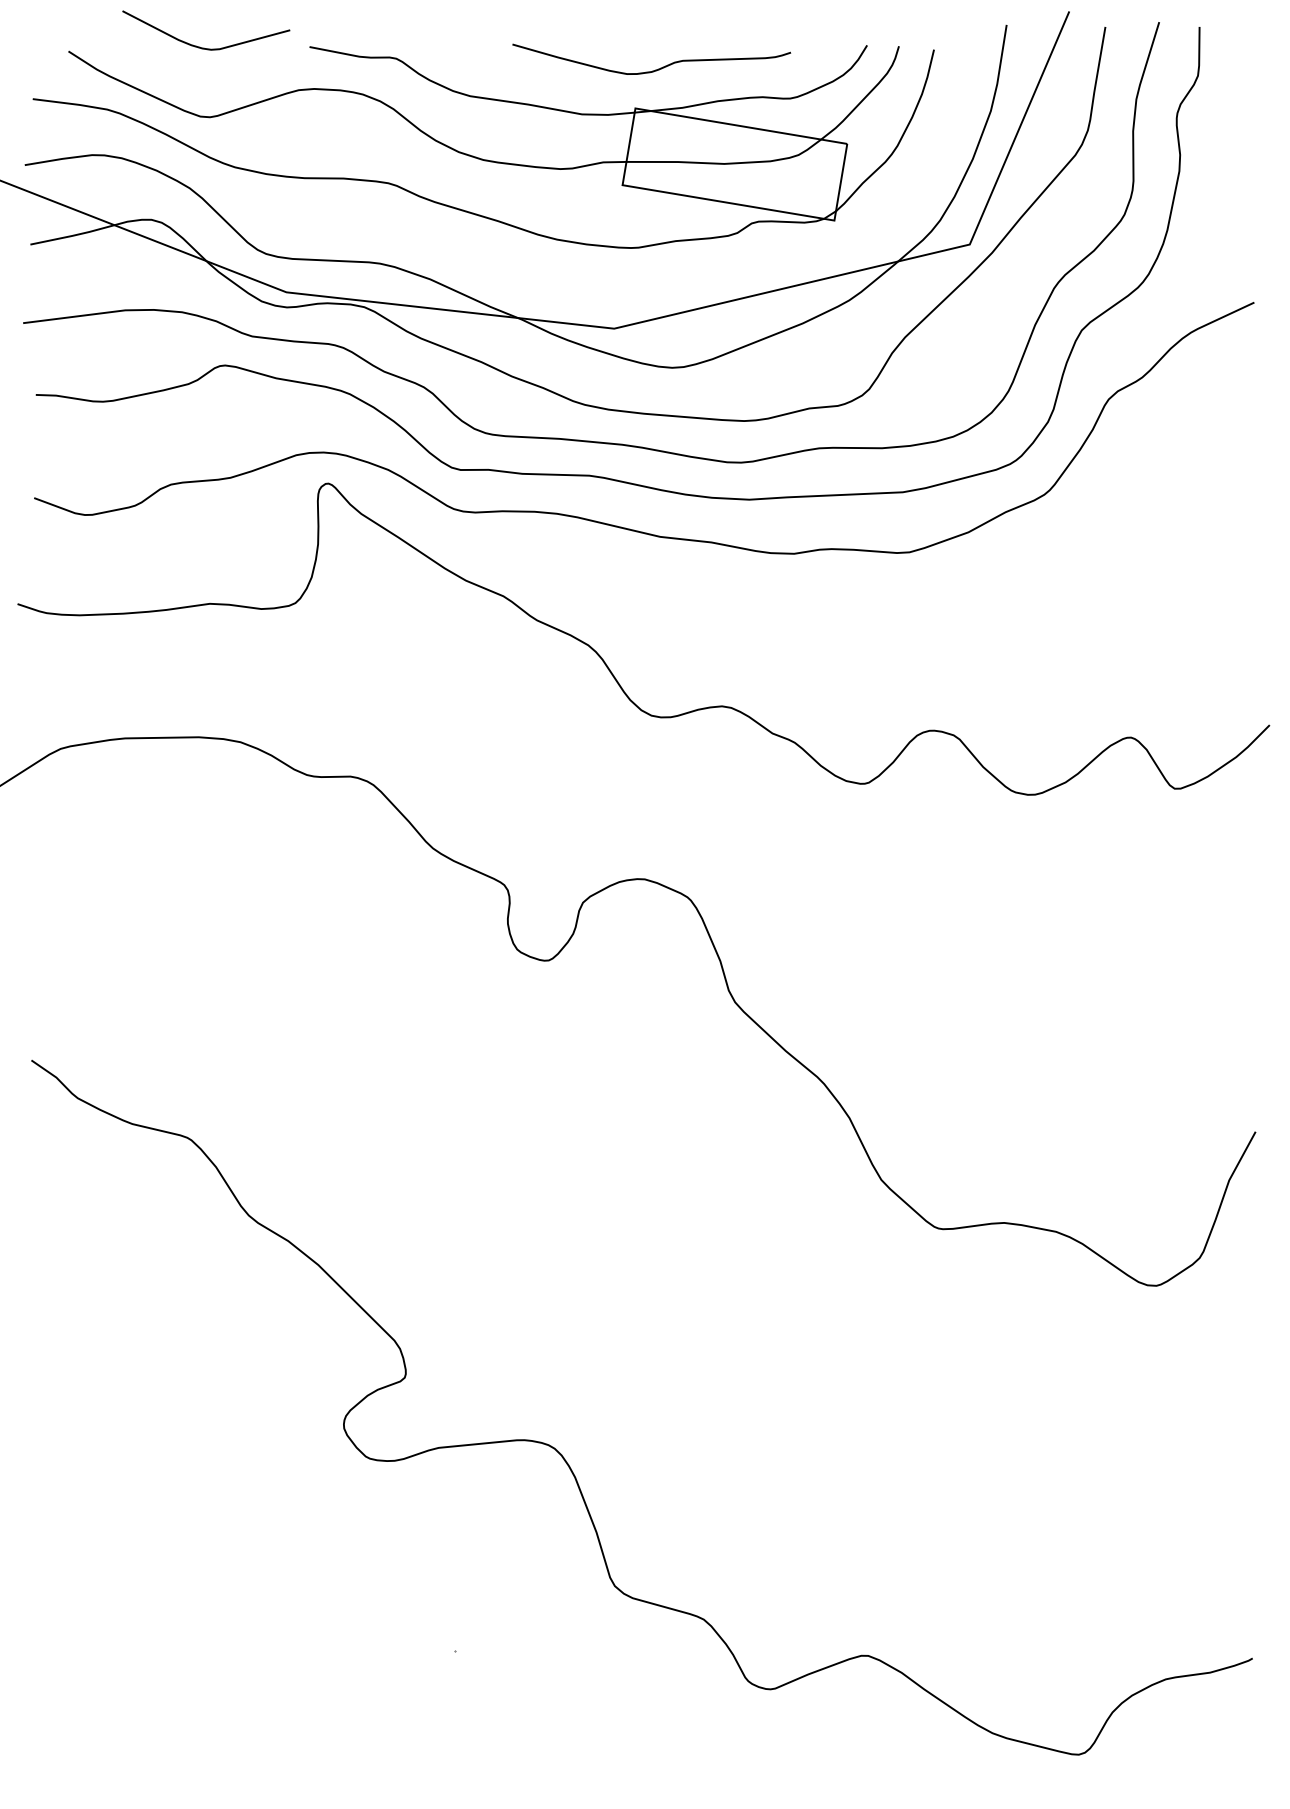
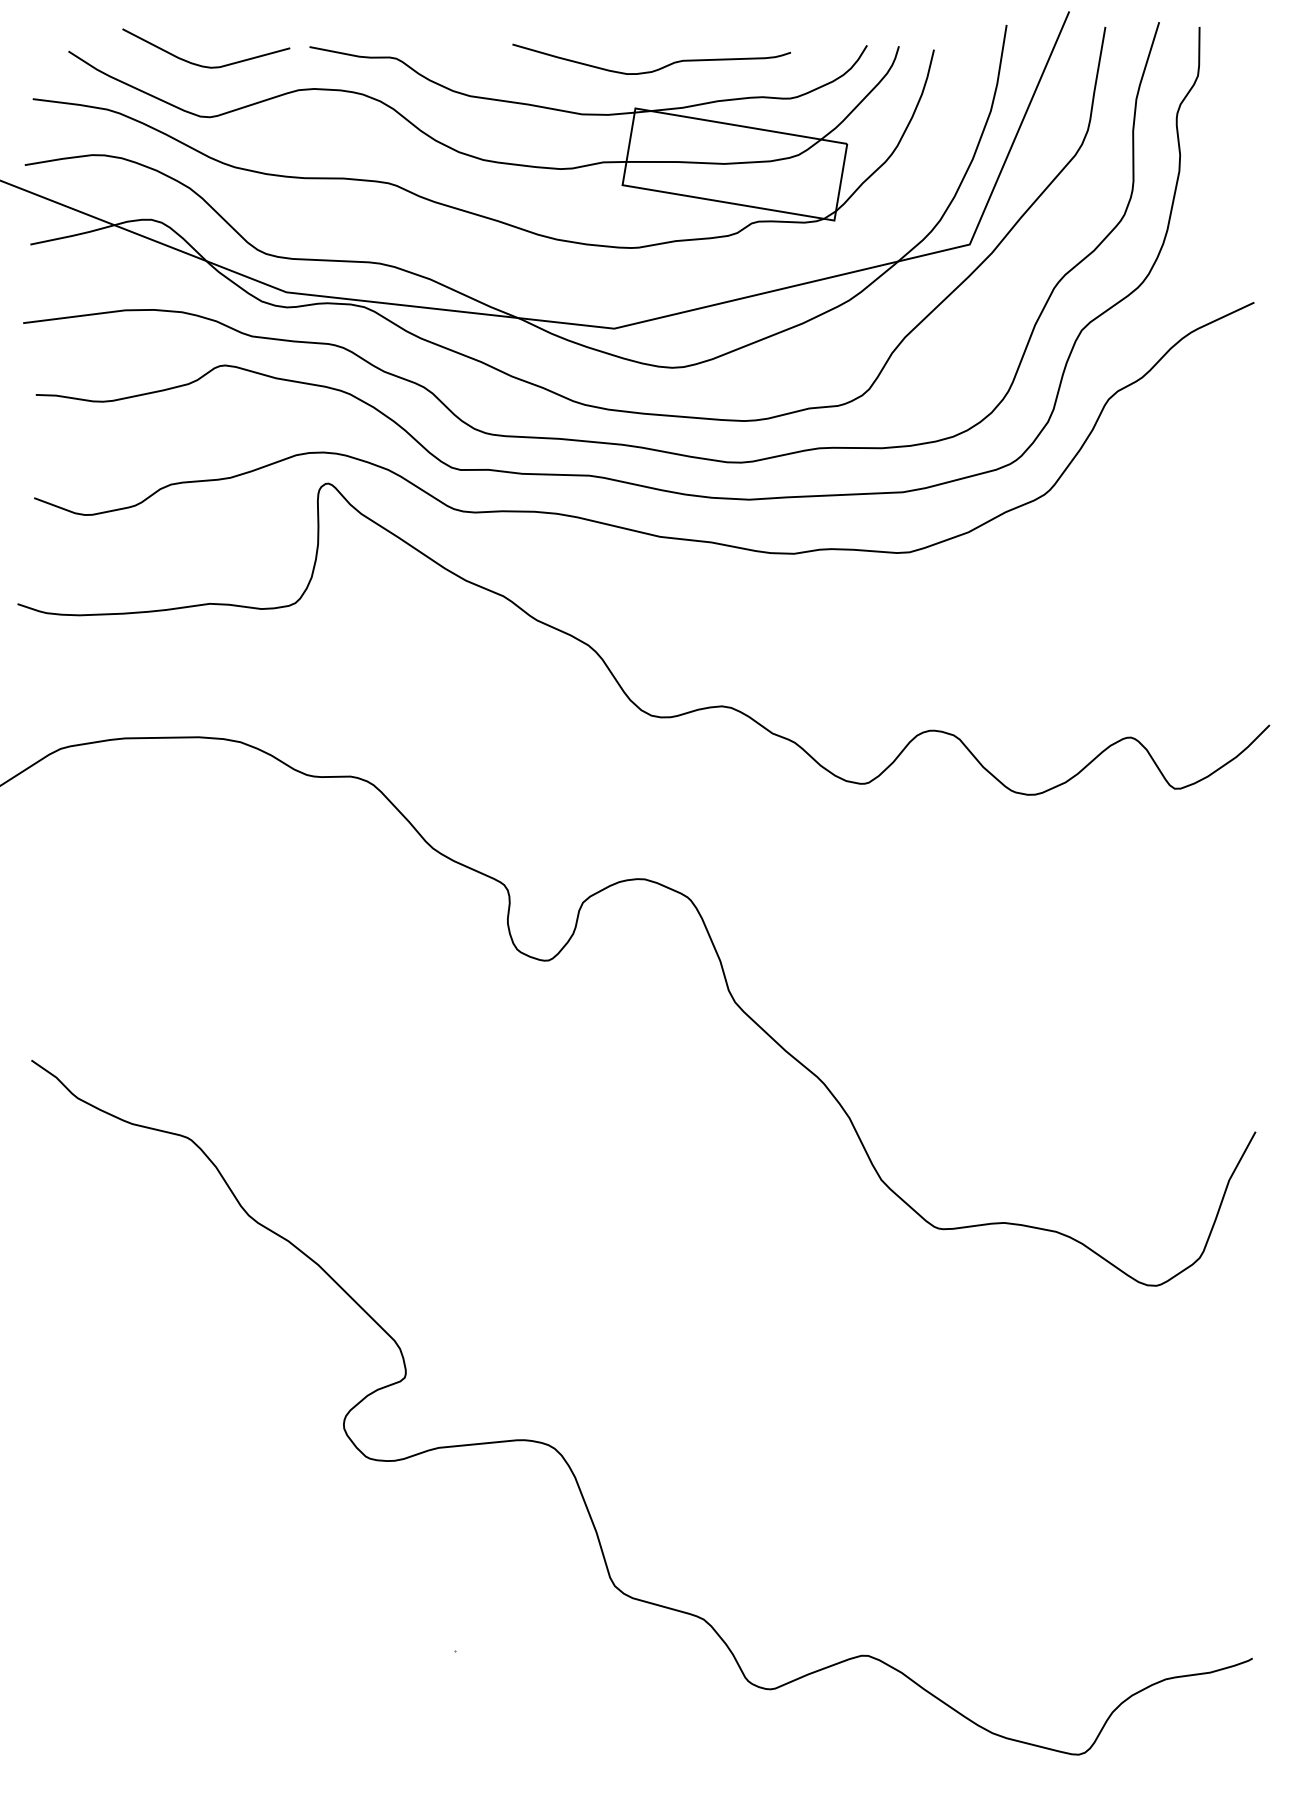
curve position: (204, 47) -> (204, 65) (204, 65)
